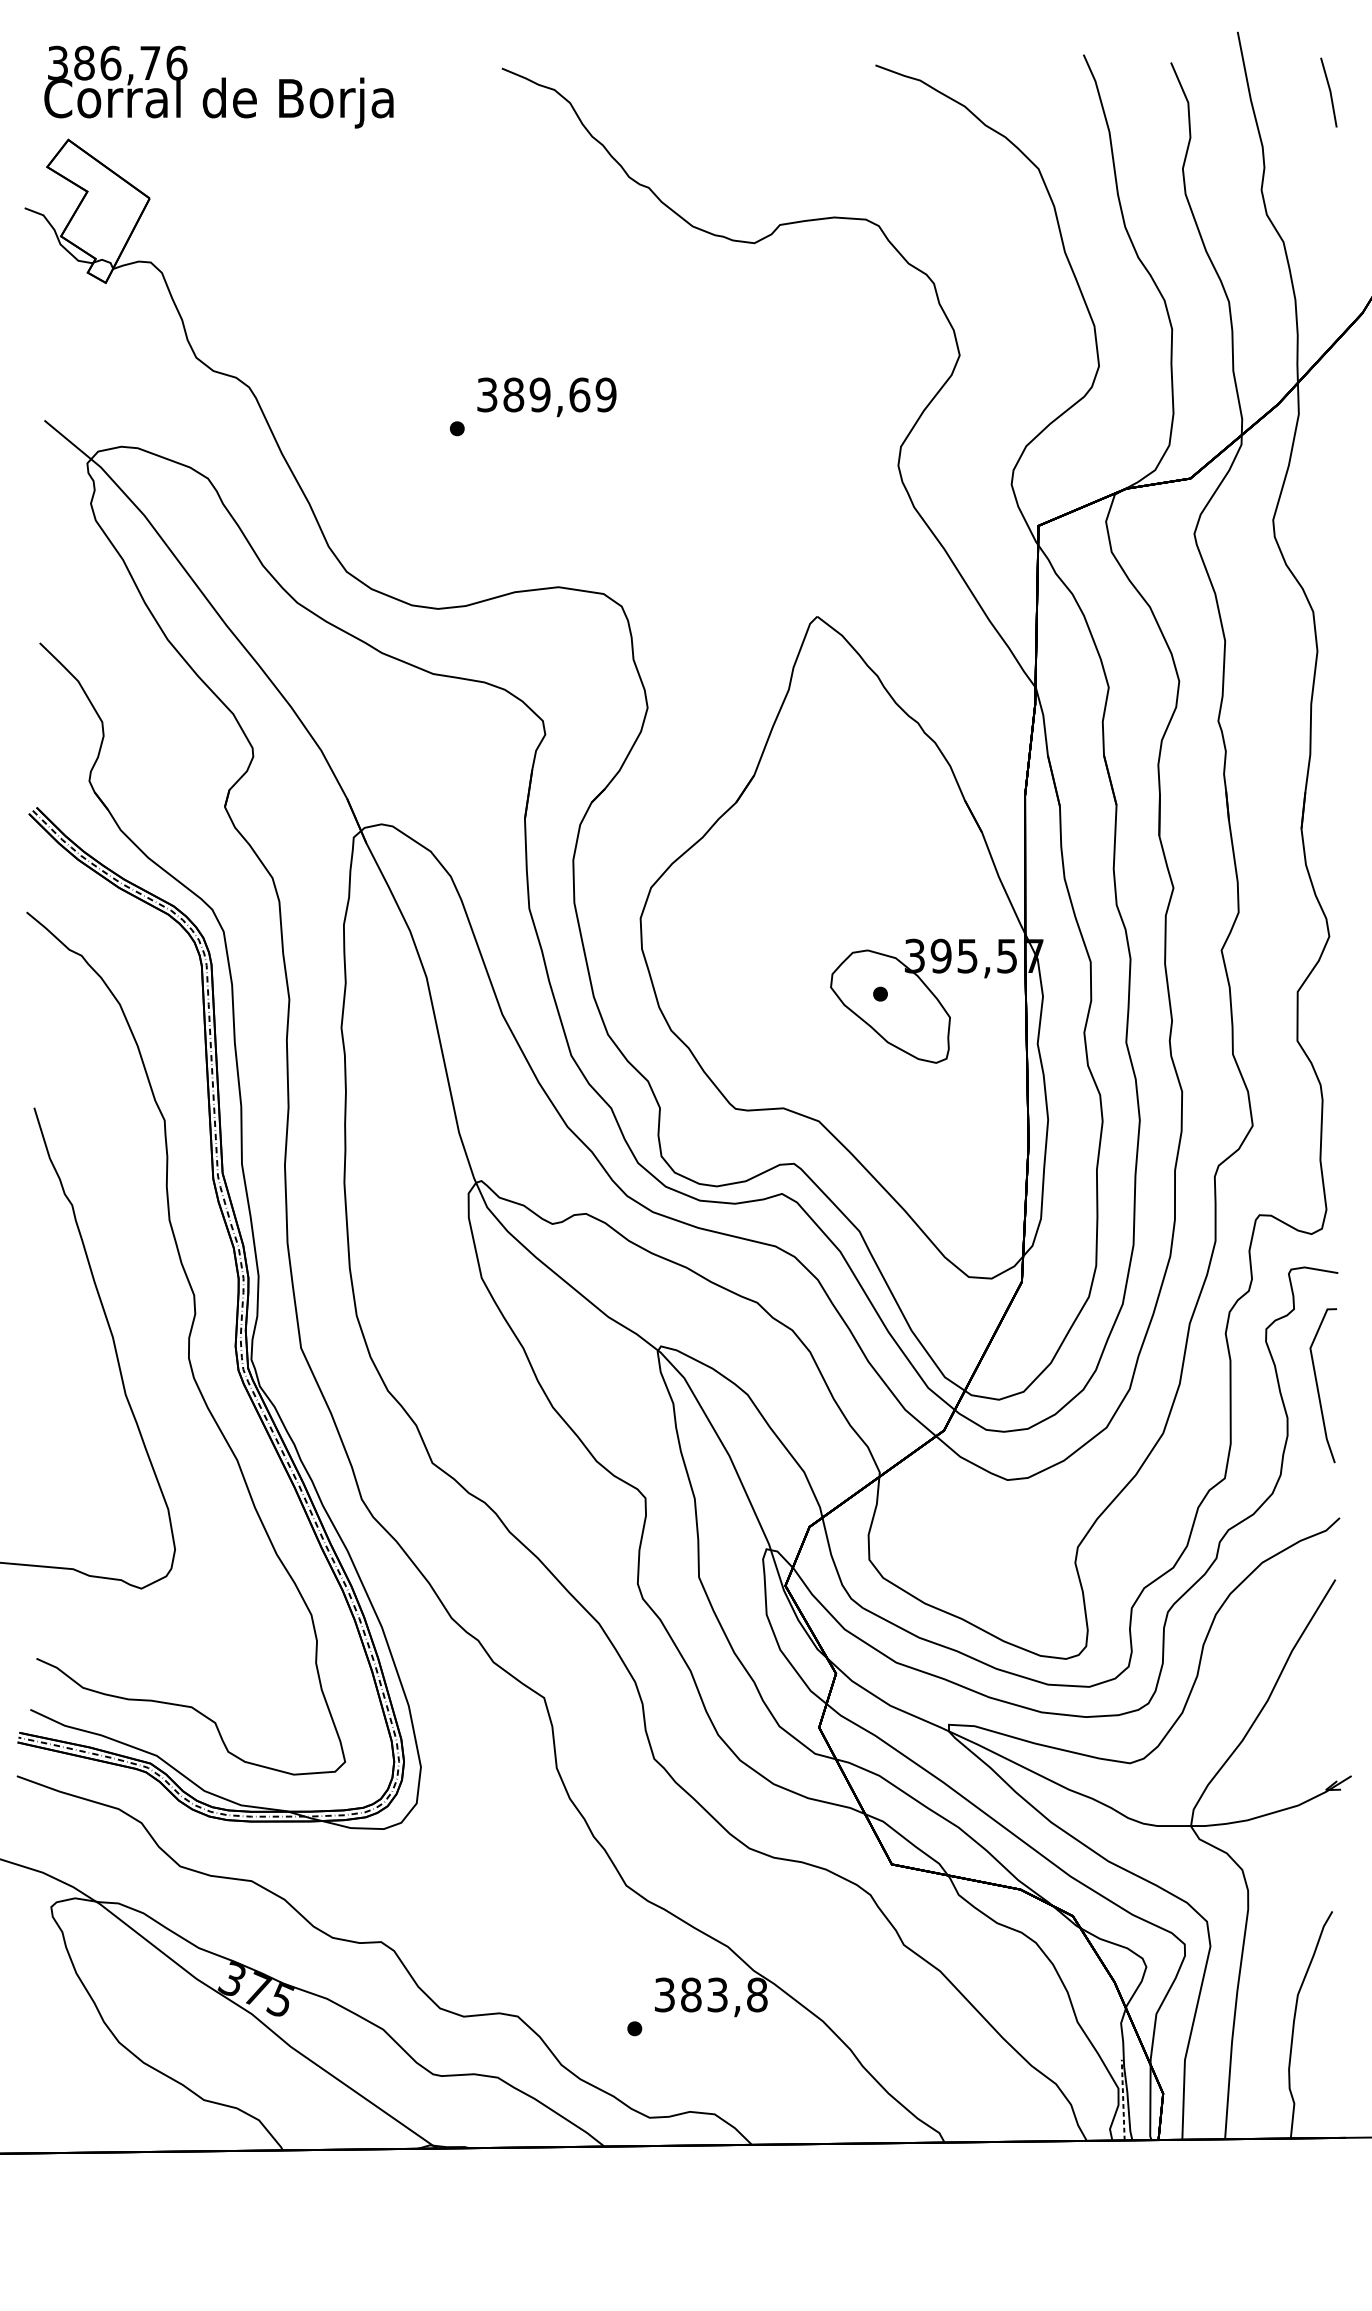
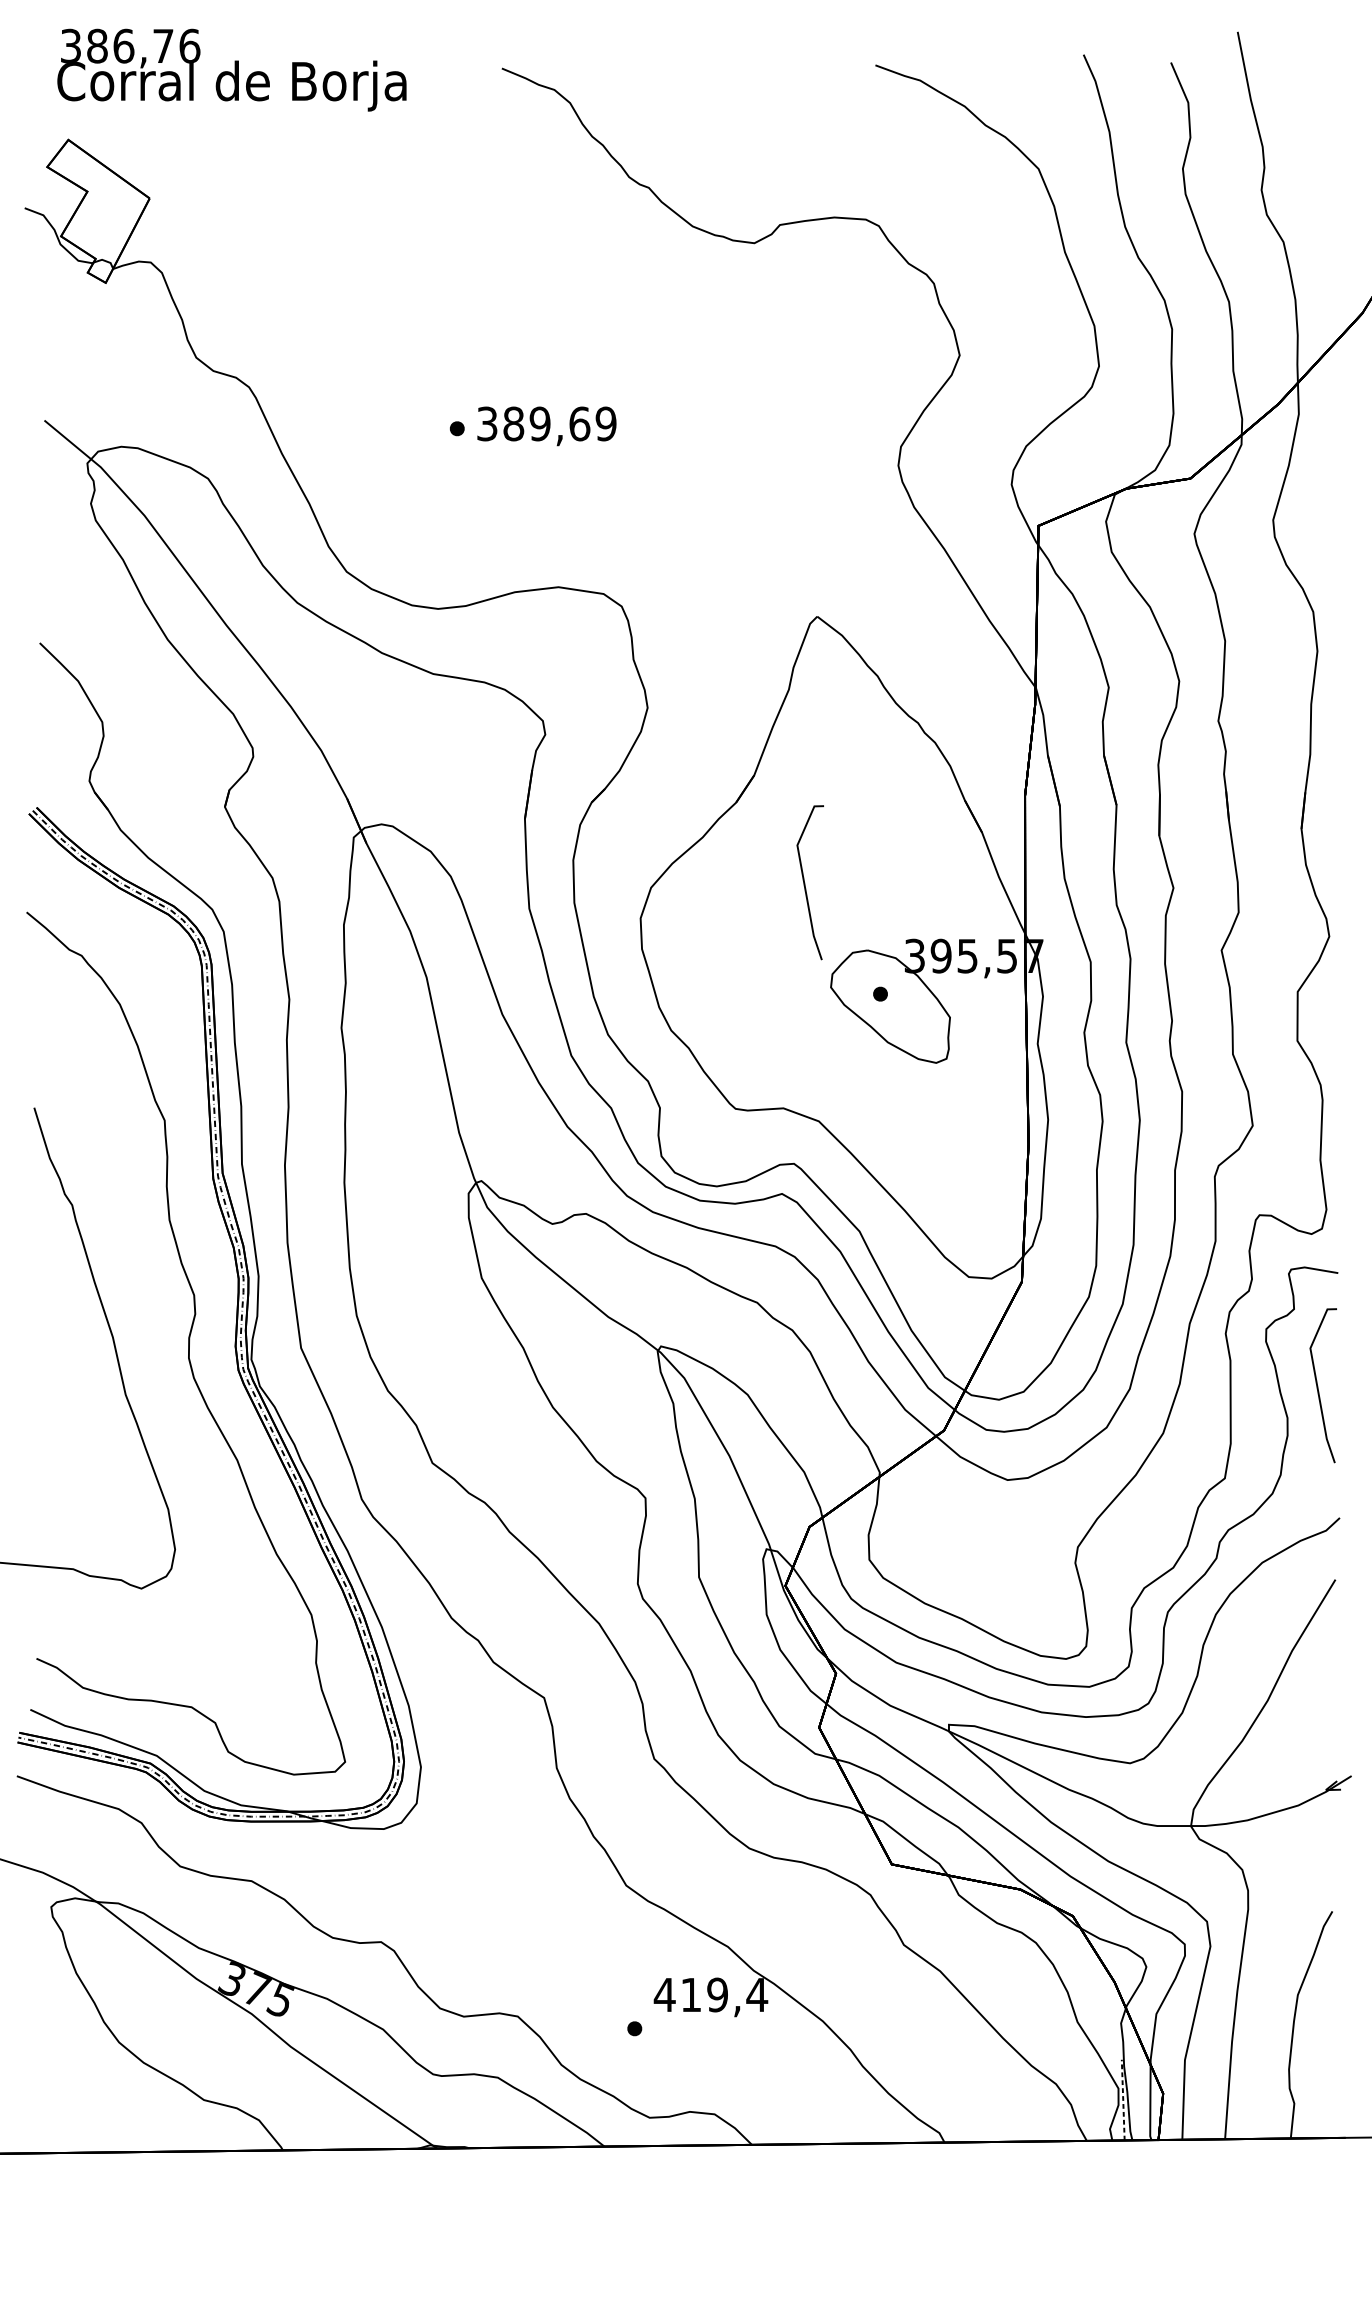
text position: (218, 86) -> (231, 69) (231, 69)
line: present -> none (1329, 92)
text position: (546, 397) -> (546, 426) (546, 426)
line: none -> present (805, 883)
text: 383,8 -> 419,4 (710, 1994)
